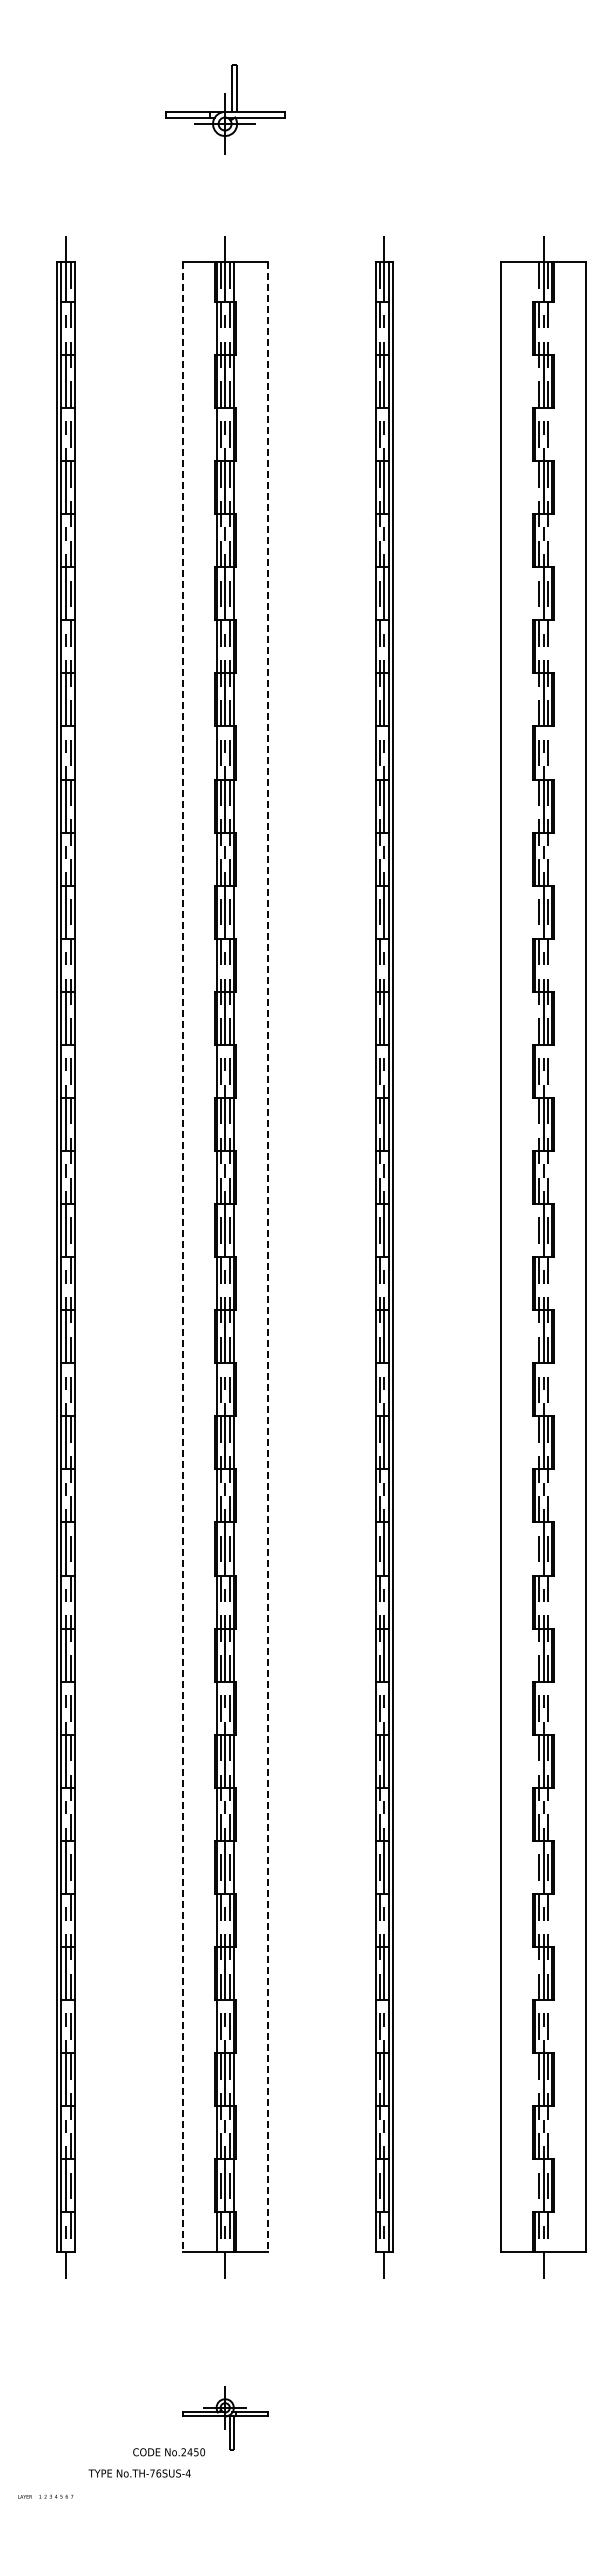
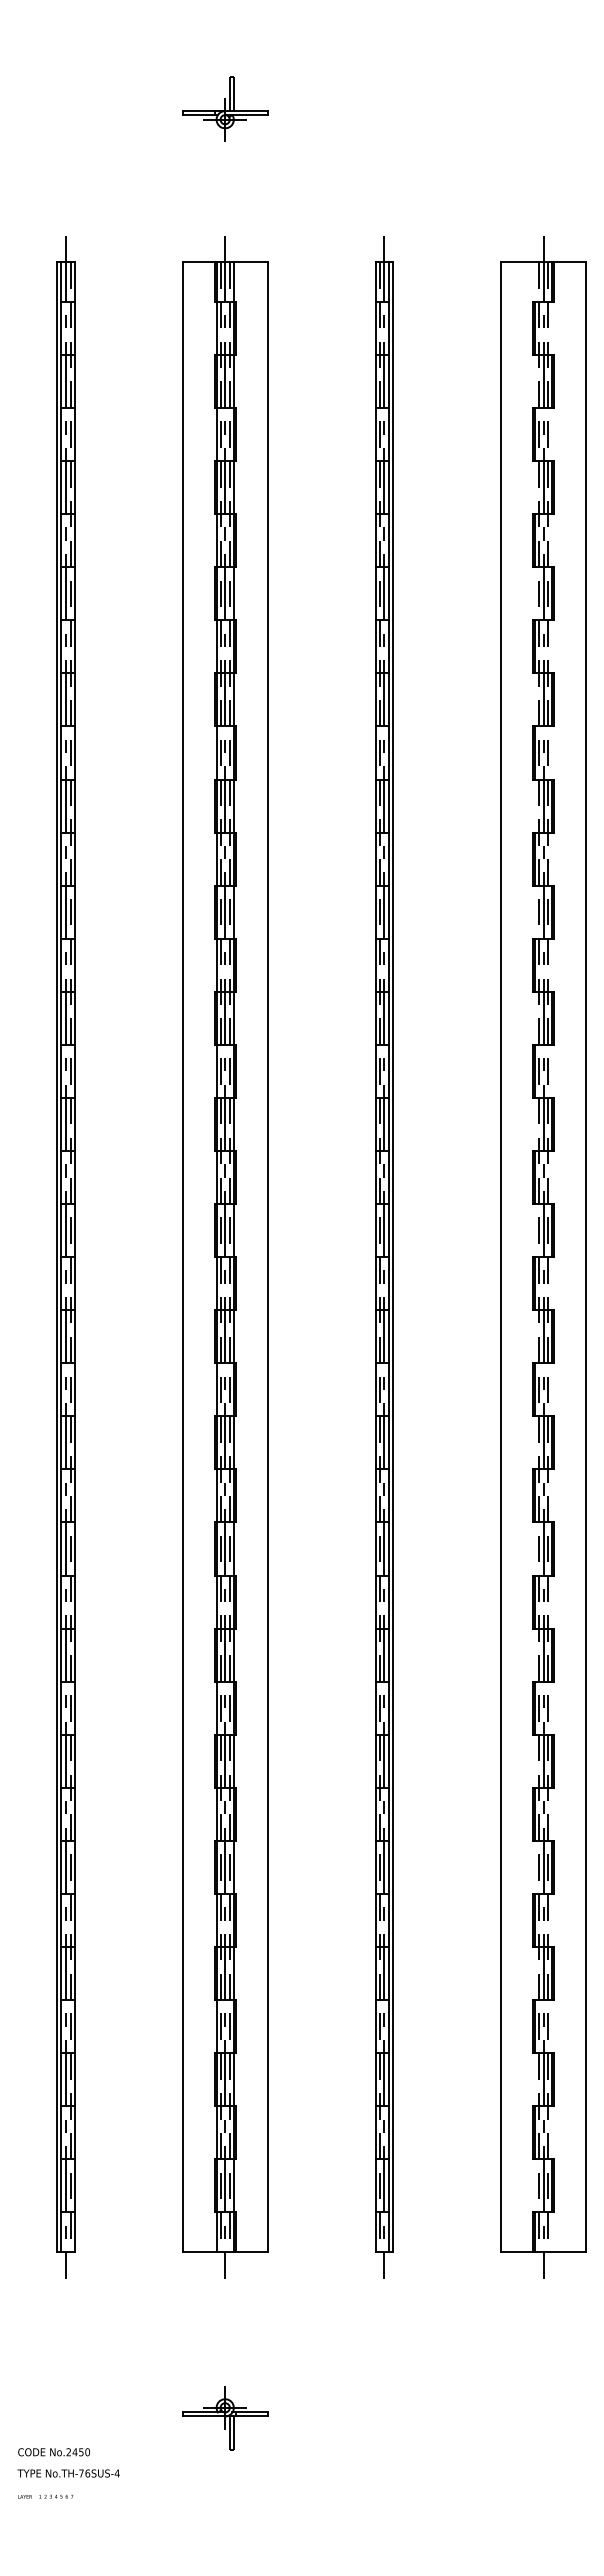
part size: 121x91 px -> 87x66 px (225, 108)
line: dashed -> solid (182, 1257)
line: dashed -> solid (267, 1257)
text position: (169, 2452) -> (54, 2452) (54, 2452)
text position: (139, 2473) -> (68, 2473) (68, 2473)
